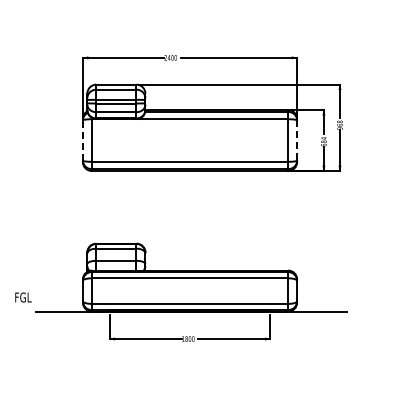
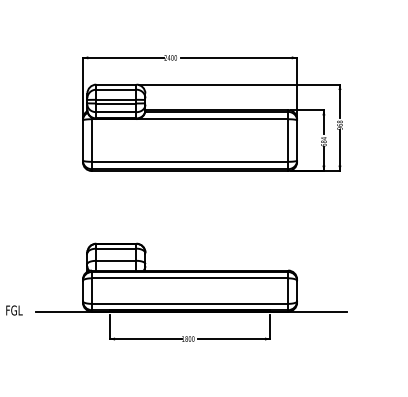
line: dashed -> solid (82, 140)
line: dashed -> solid (297, 141)
text position: (23, 297) -> (14, 310) (14, 310)
